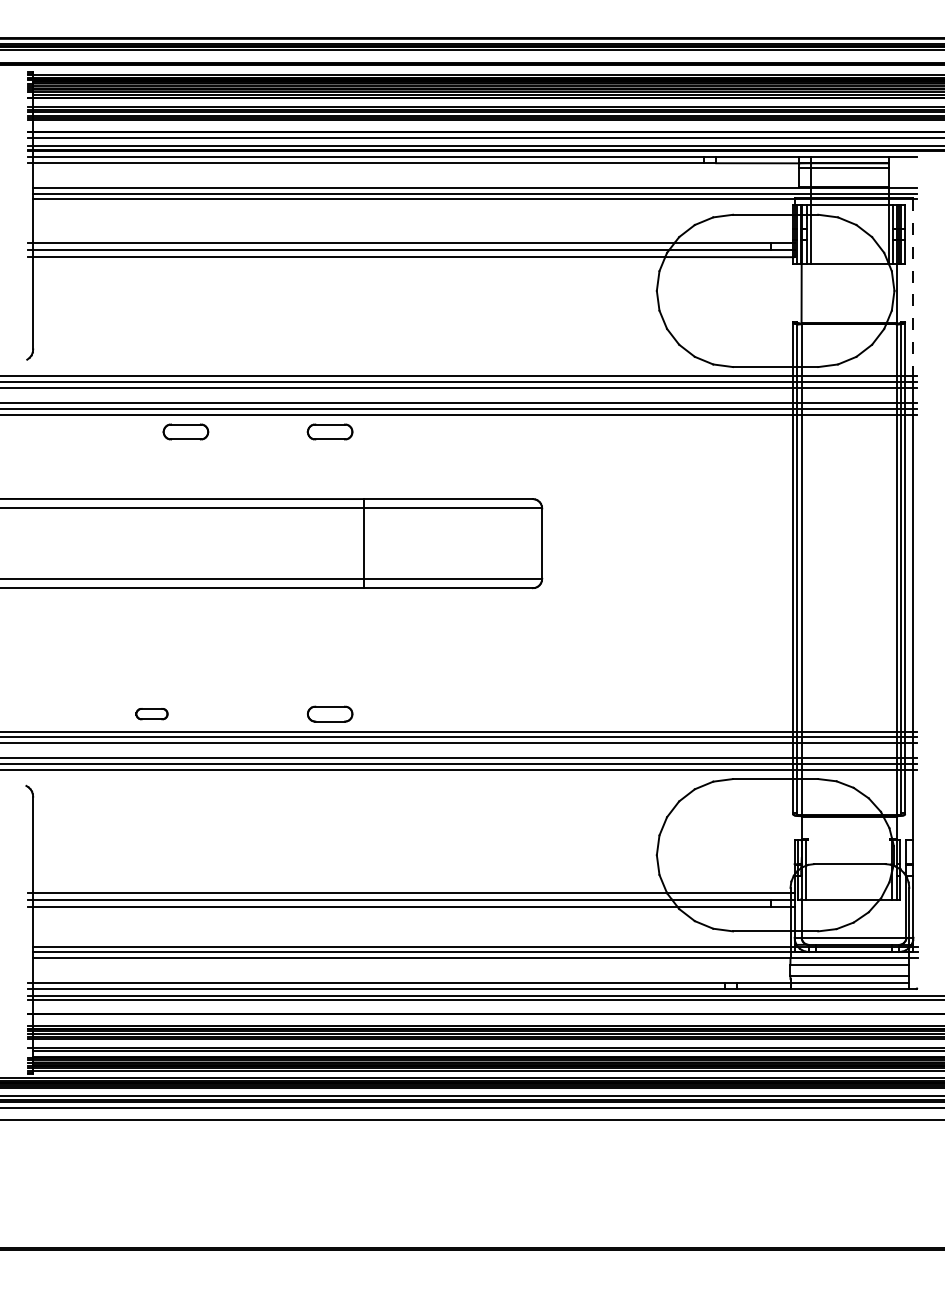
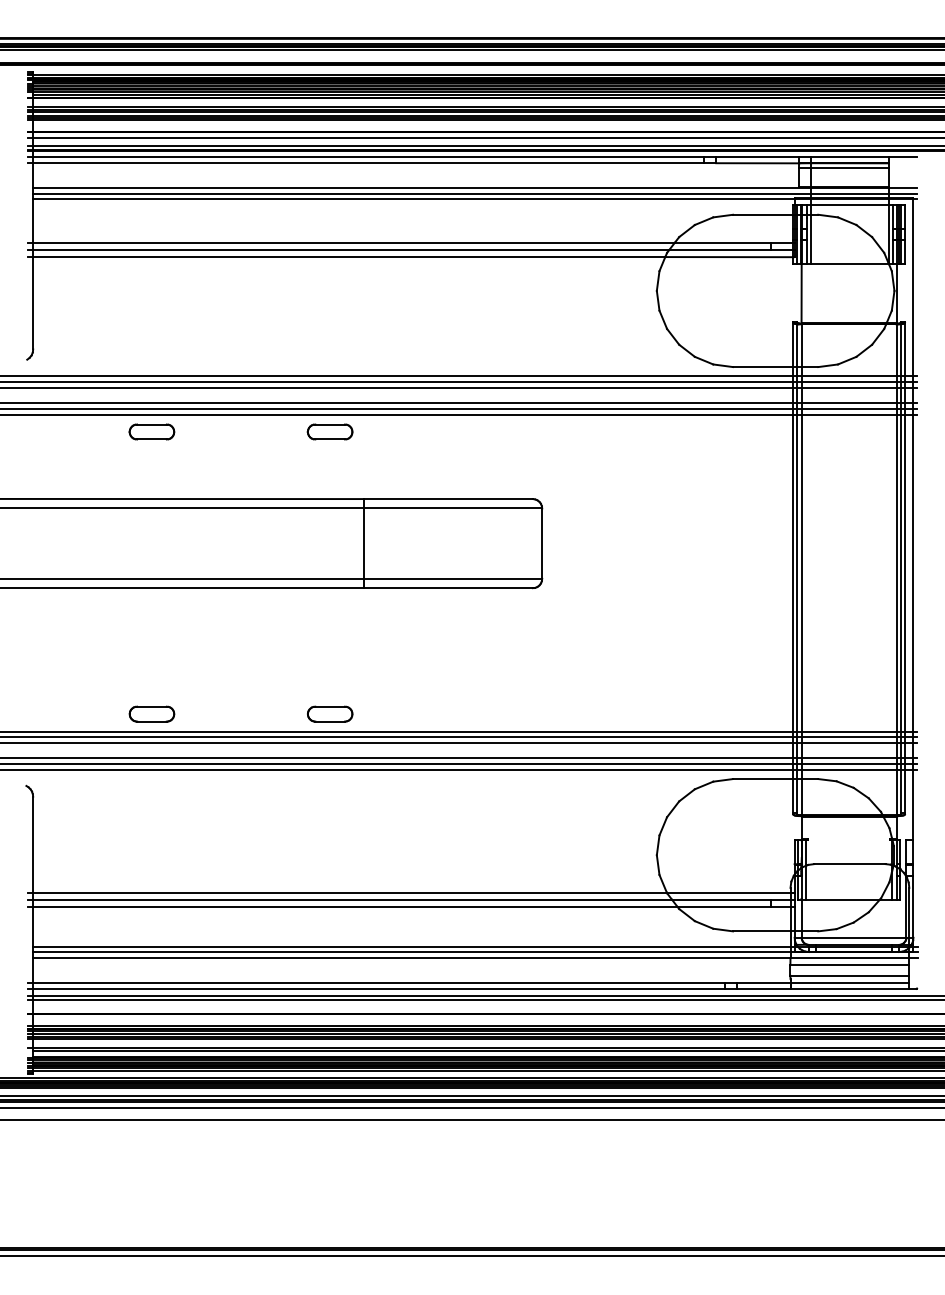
line: dashed -> solid (913, 288)
part position: (185, 431) -> (151, 431) (151, 431)
part size: 34x13 px -> 48x18 px (151, 713)
line: none -> present (471, 1256)
